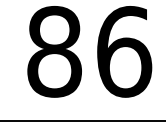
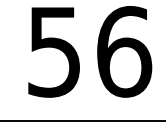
text: 86 -> 56 (54, 51)
